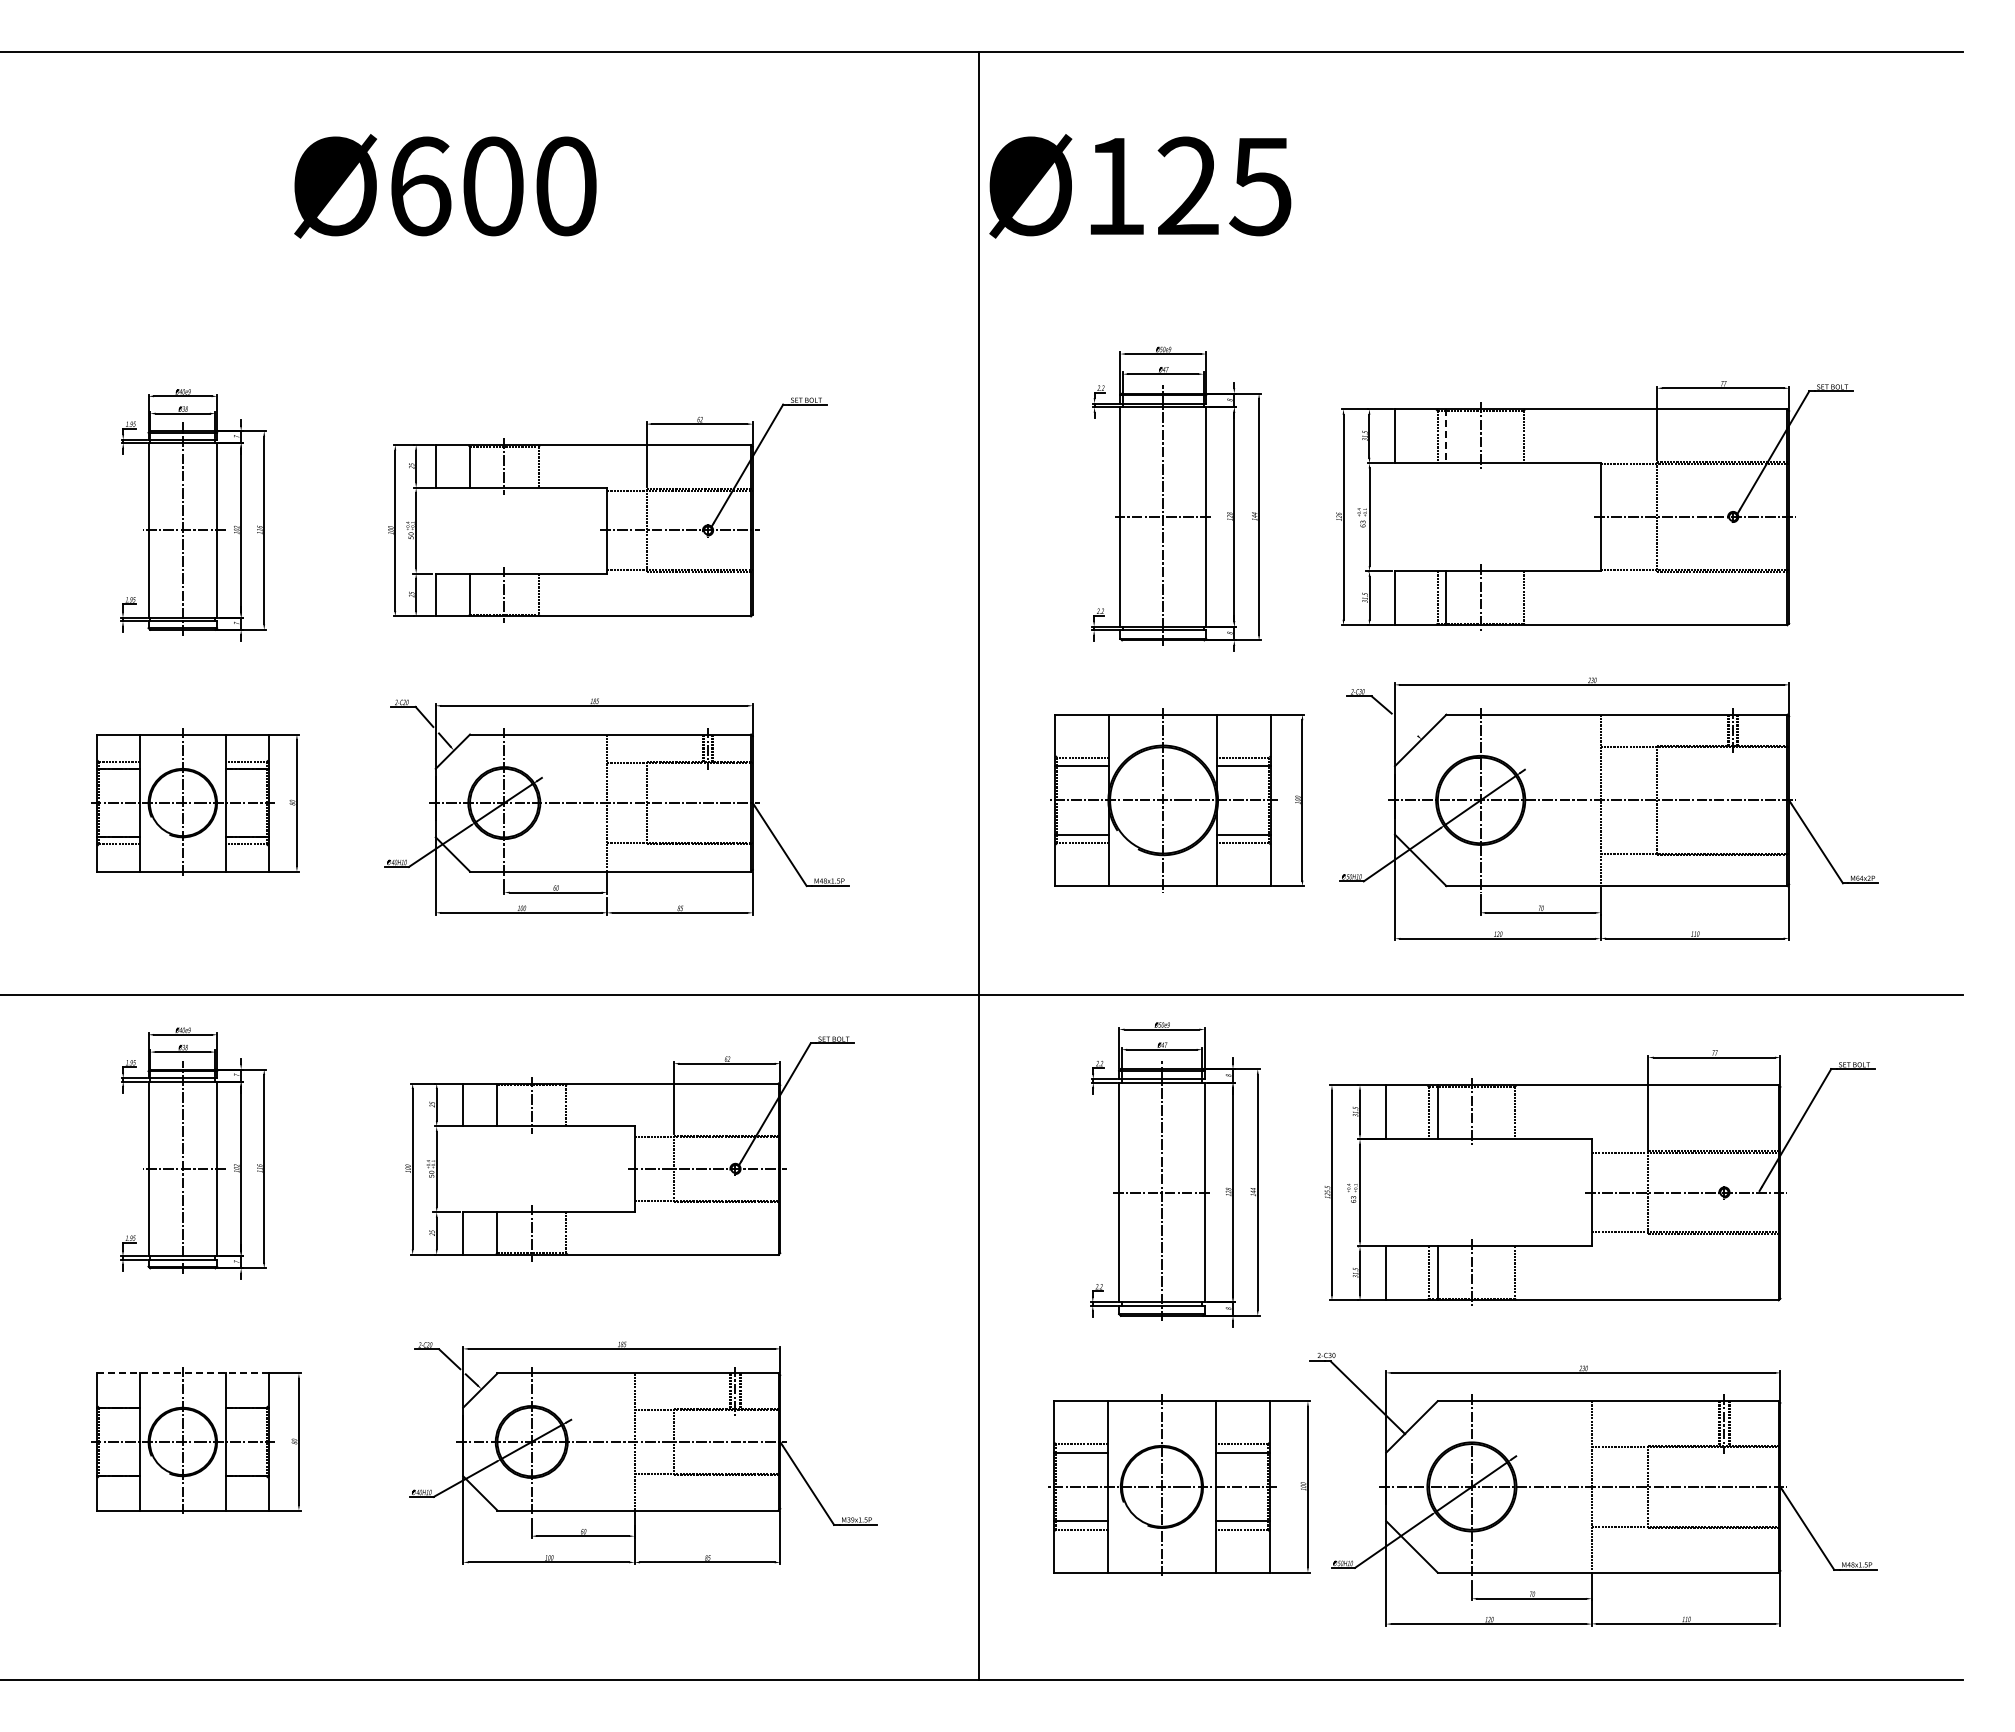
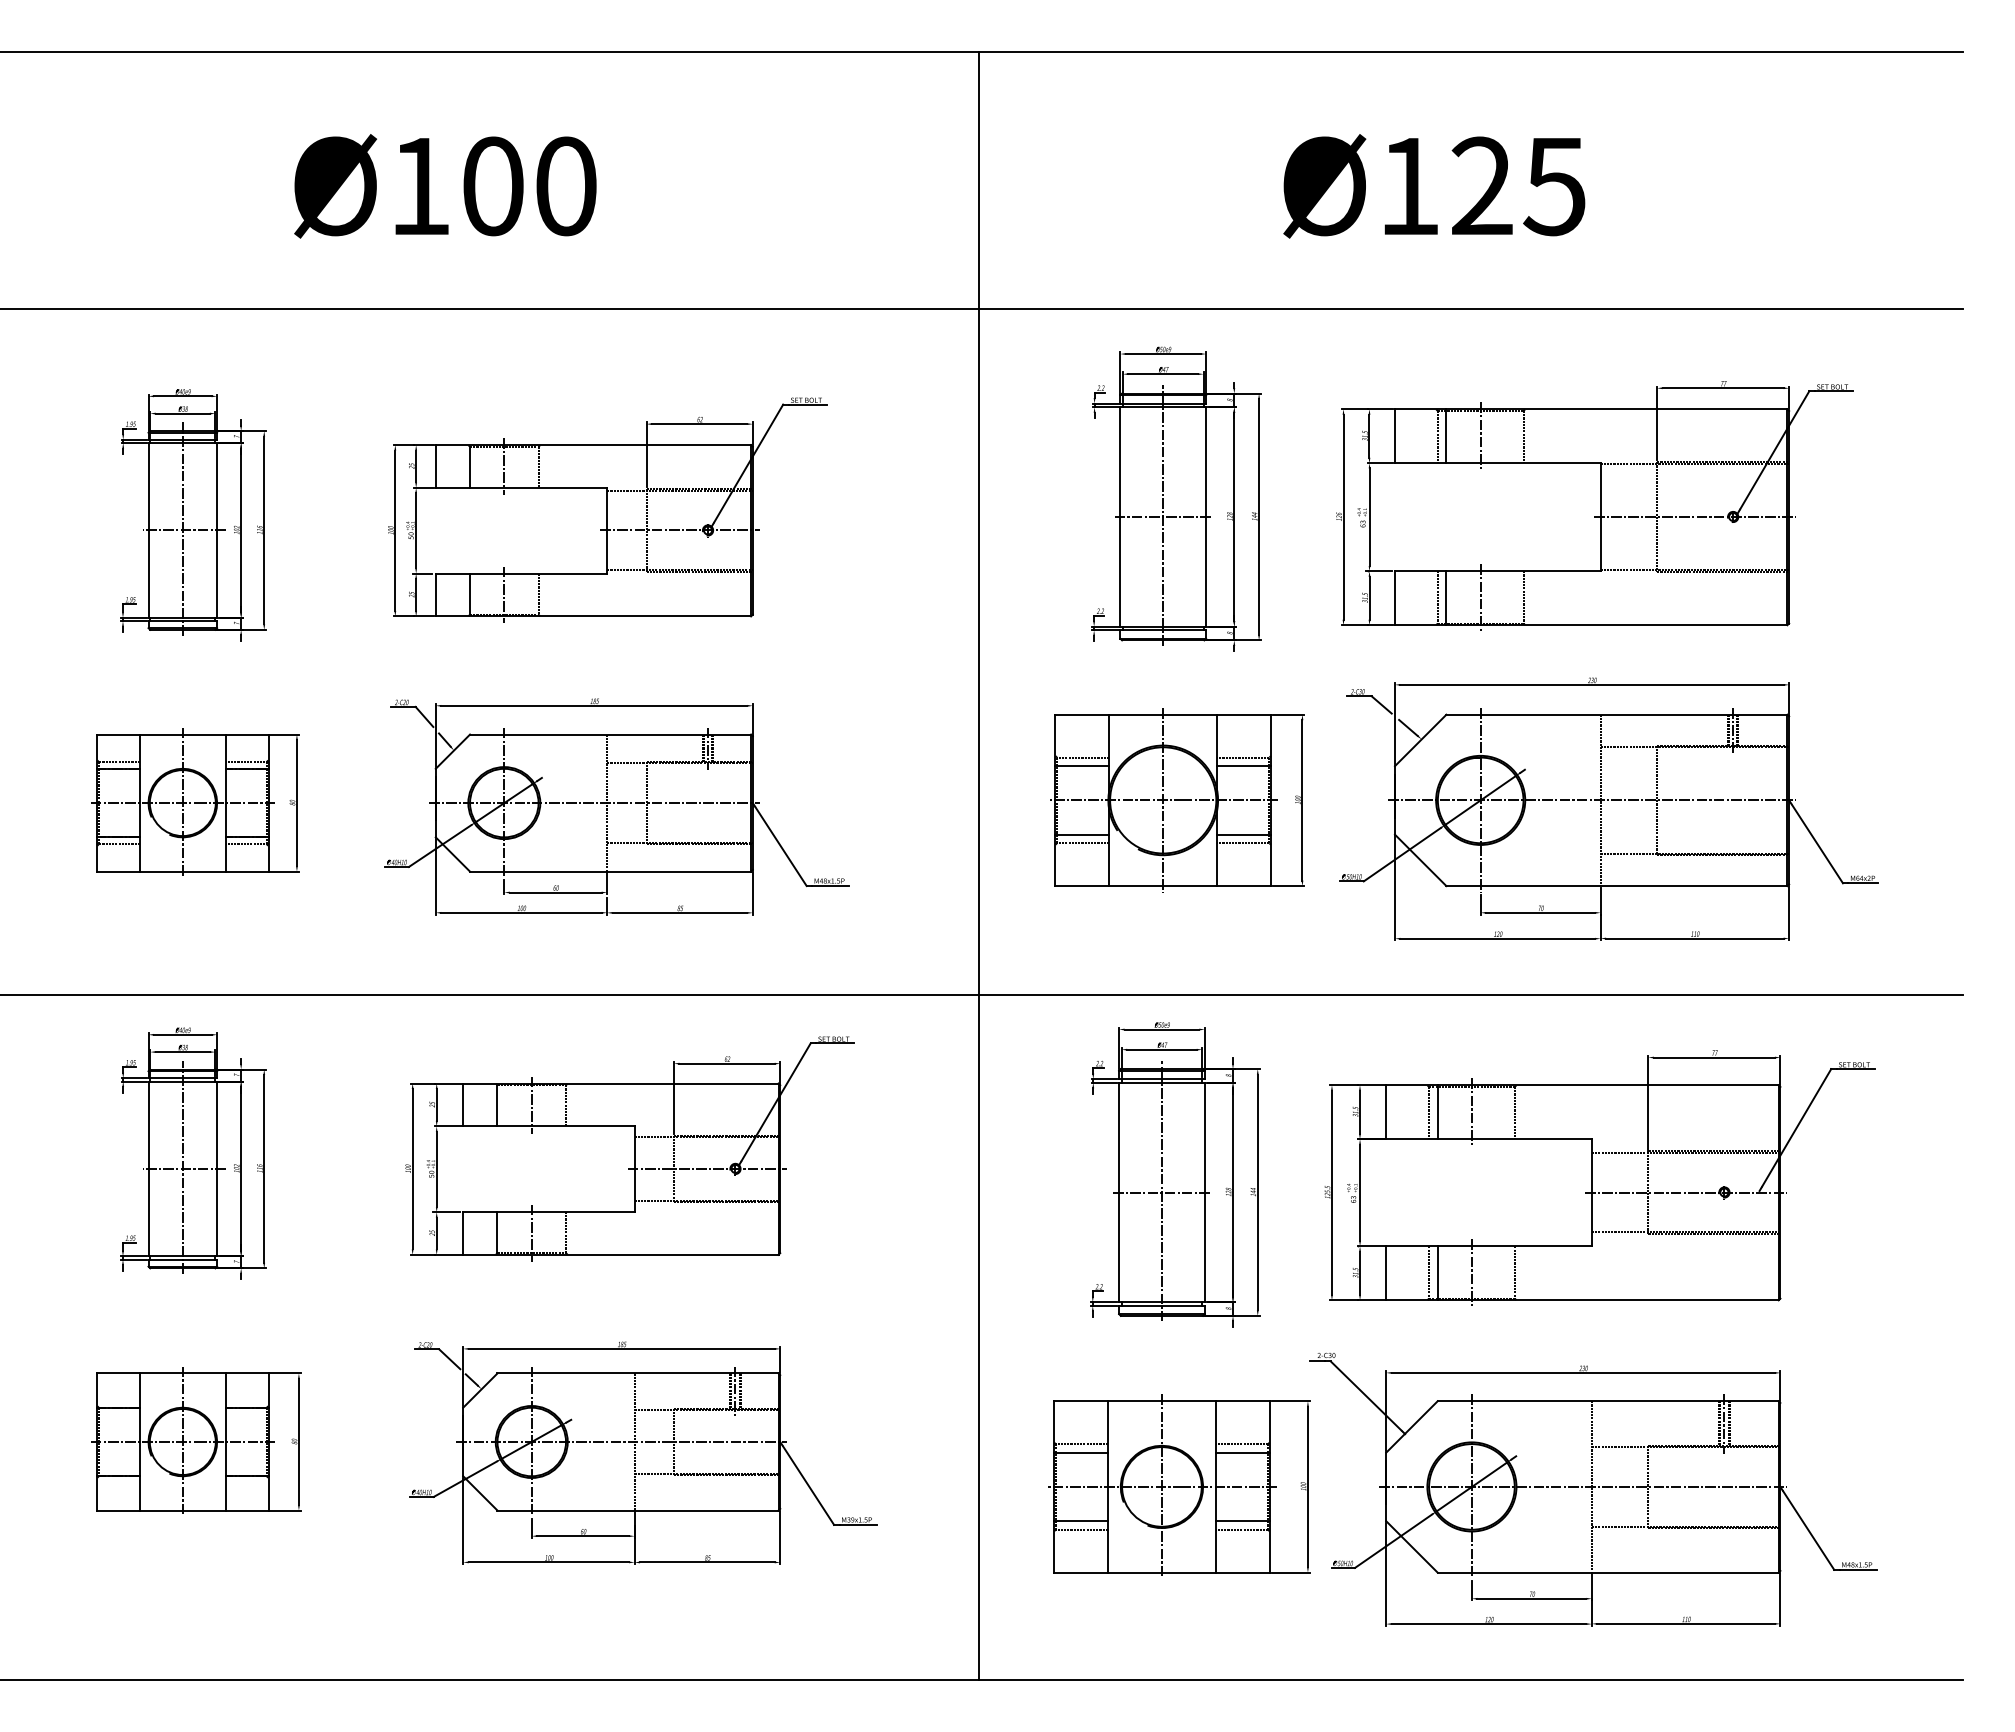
text: Ø600 -> Ø100 (421, 186)
text position: (1140, 186) -> (1434, 186) (1434, 186)
line: none -> present (982, 309)
line: dashed -> solid (1446, 436)
line: none -> present (1408, 727)
line: dashed -> solid (182, 1373)
